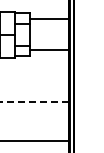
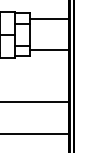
line: dashed -> solid (34, 102)
line position: (35, 140) -> (35, 133) (35, 133)
